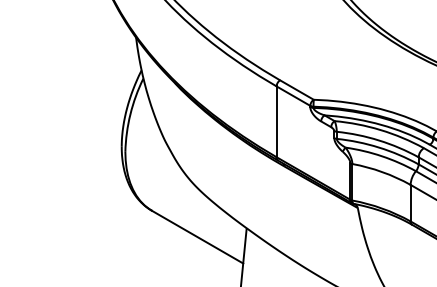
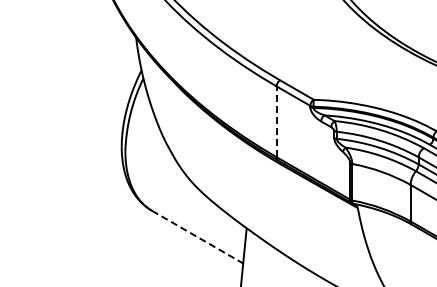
line: solid -> dashed (276, 121)
line: solid -> dashed (197, 237)
